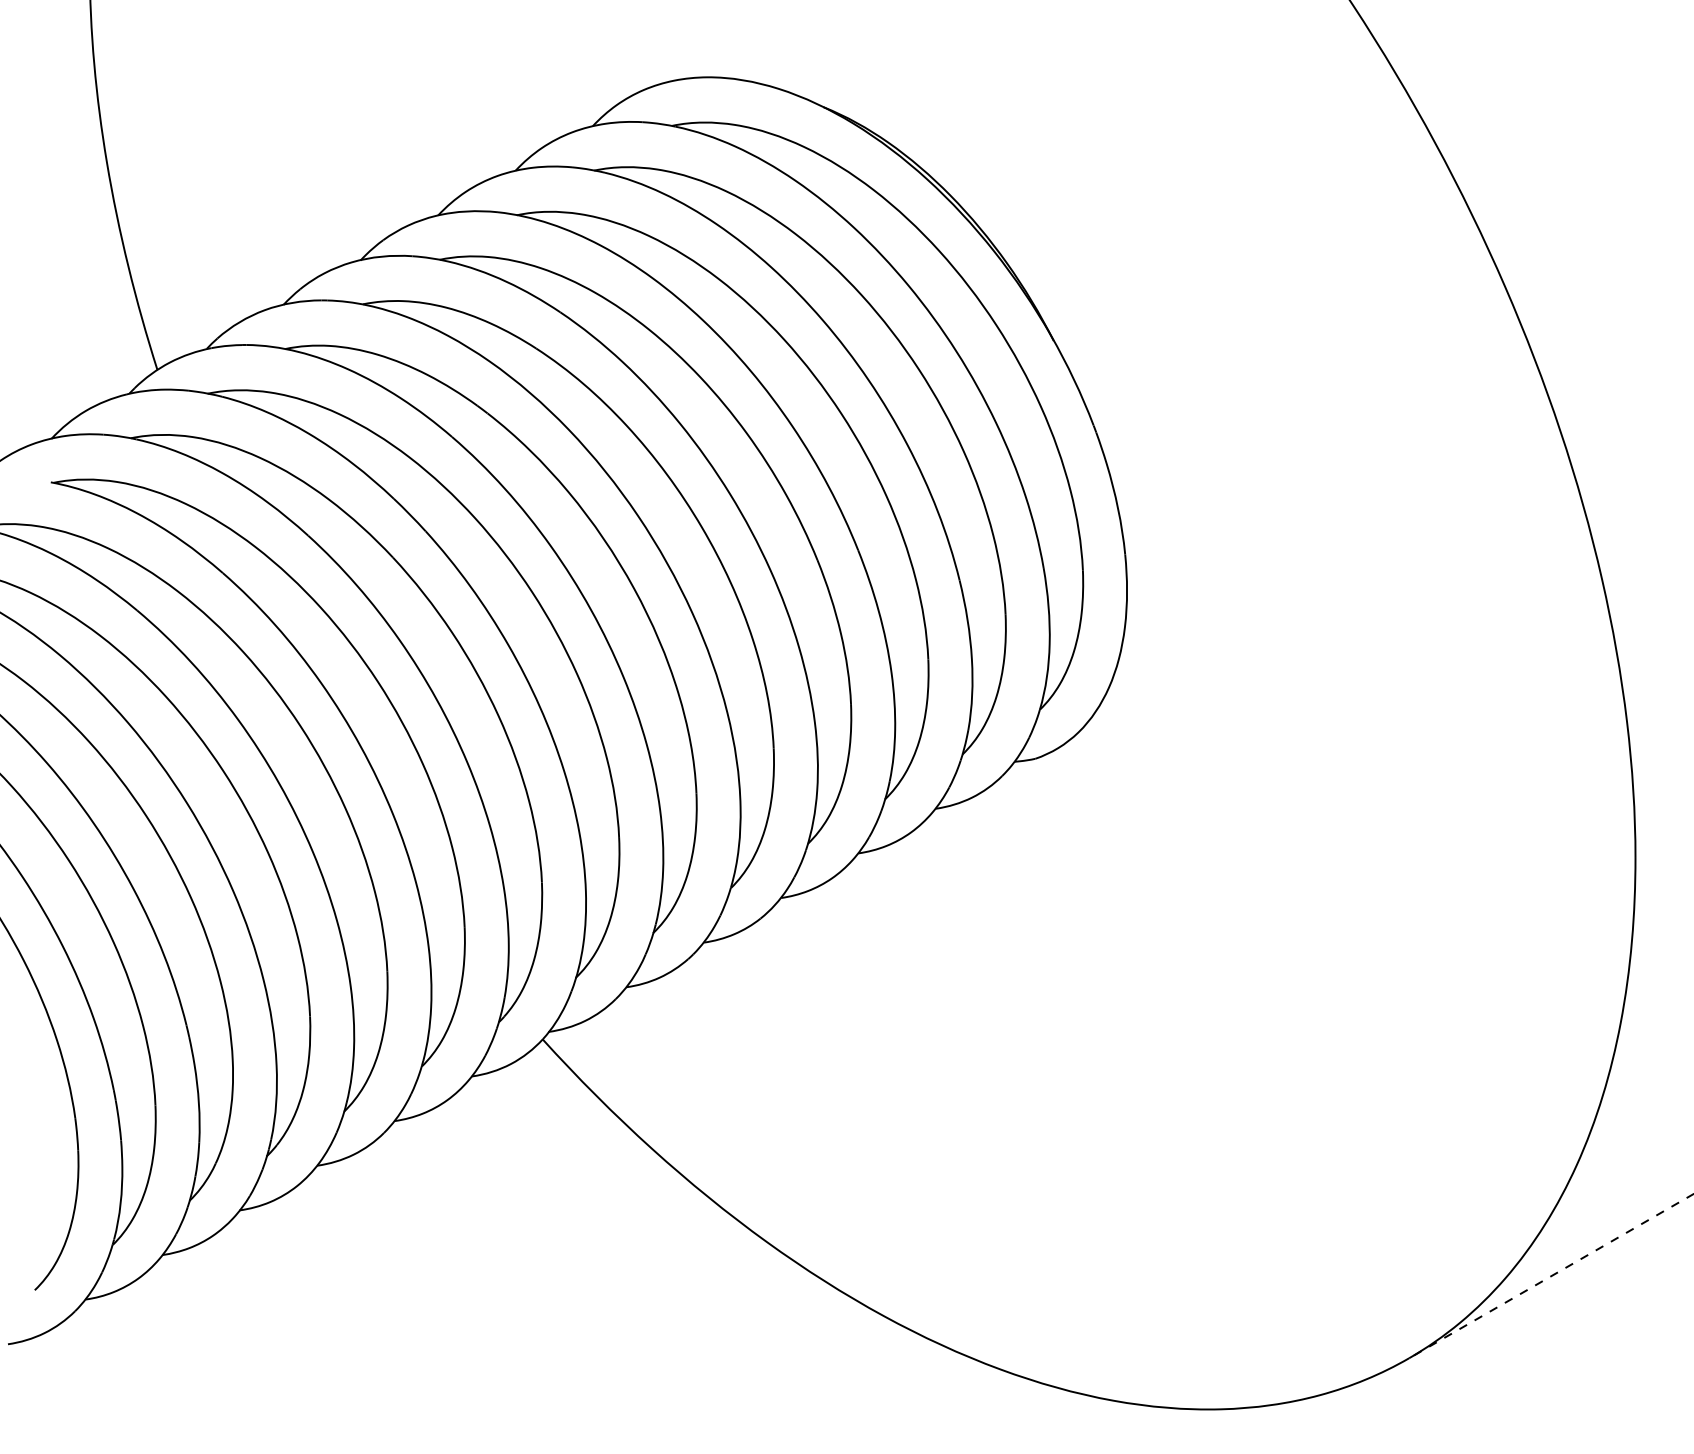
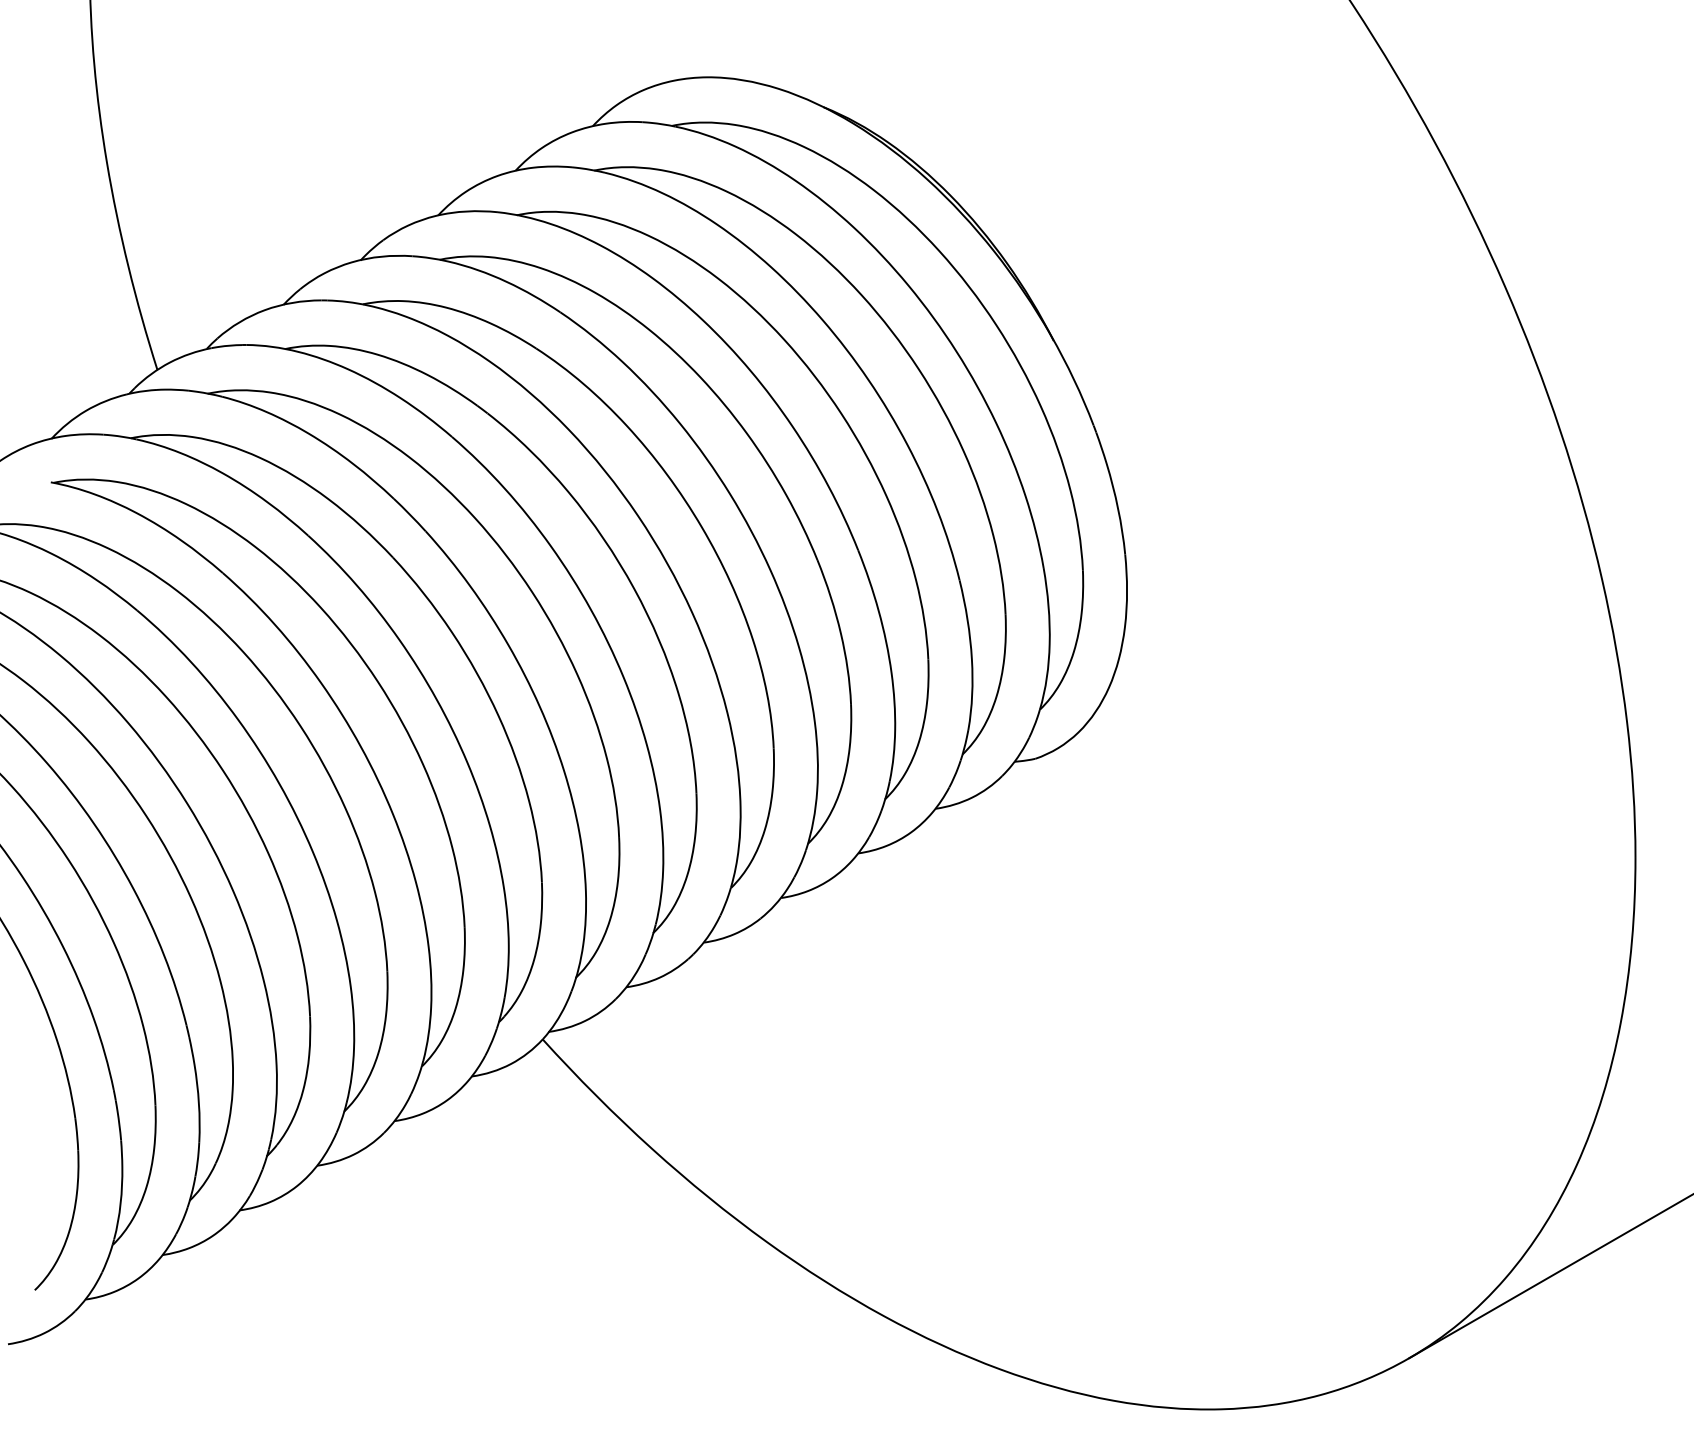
line: dashed -> solid (1551, 1276)
